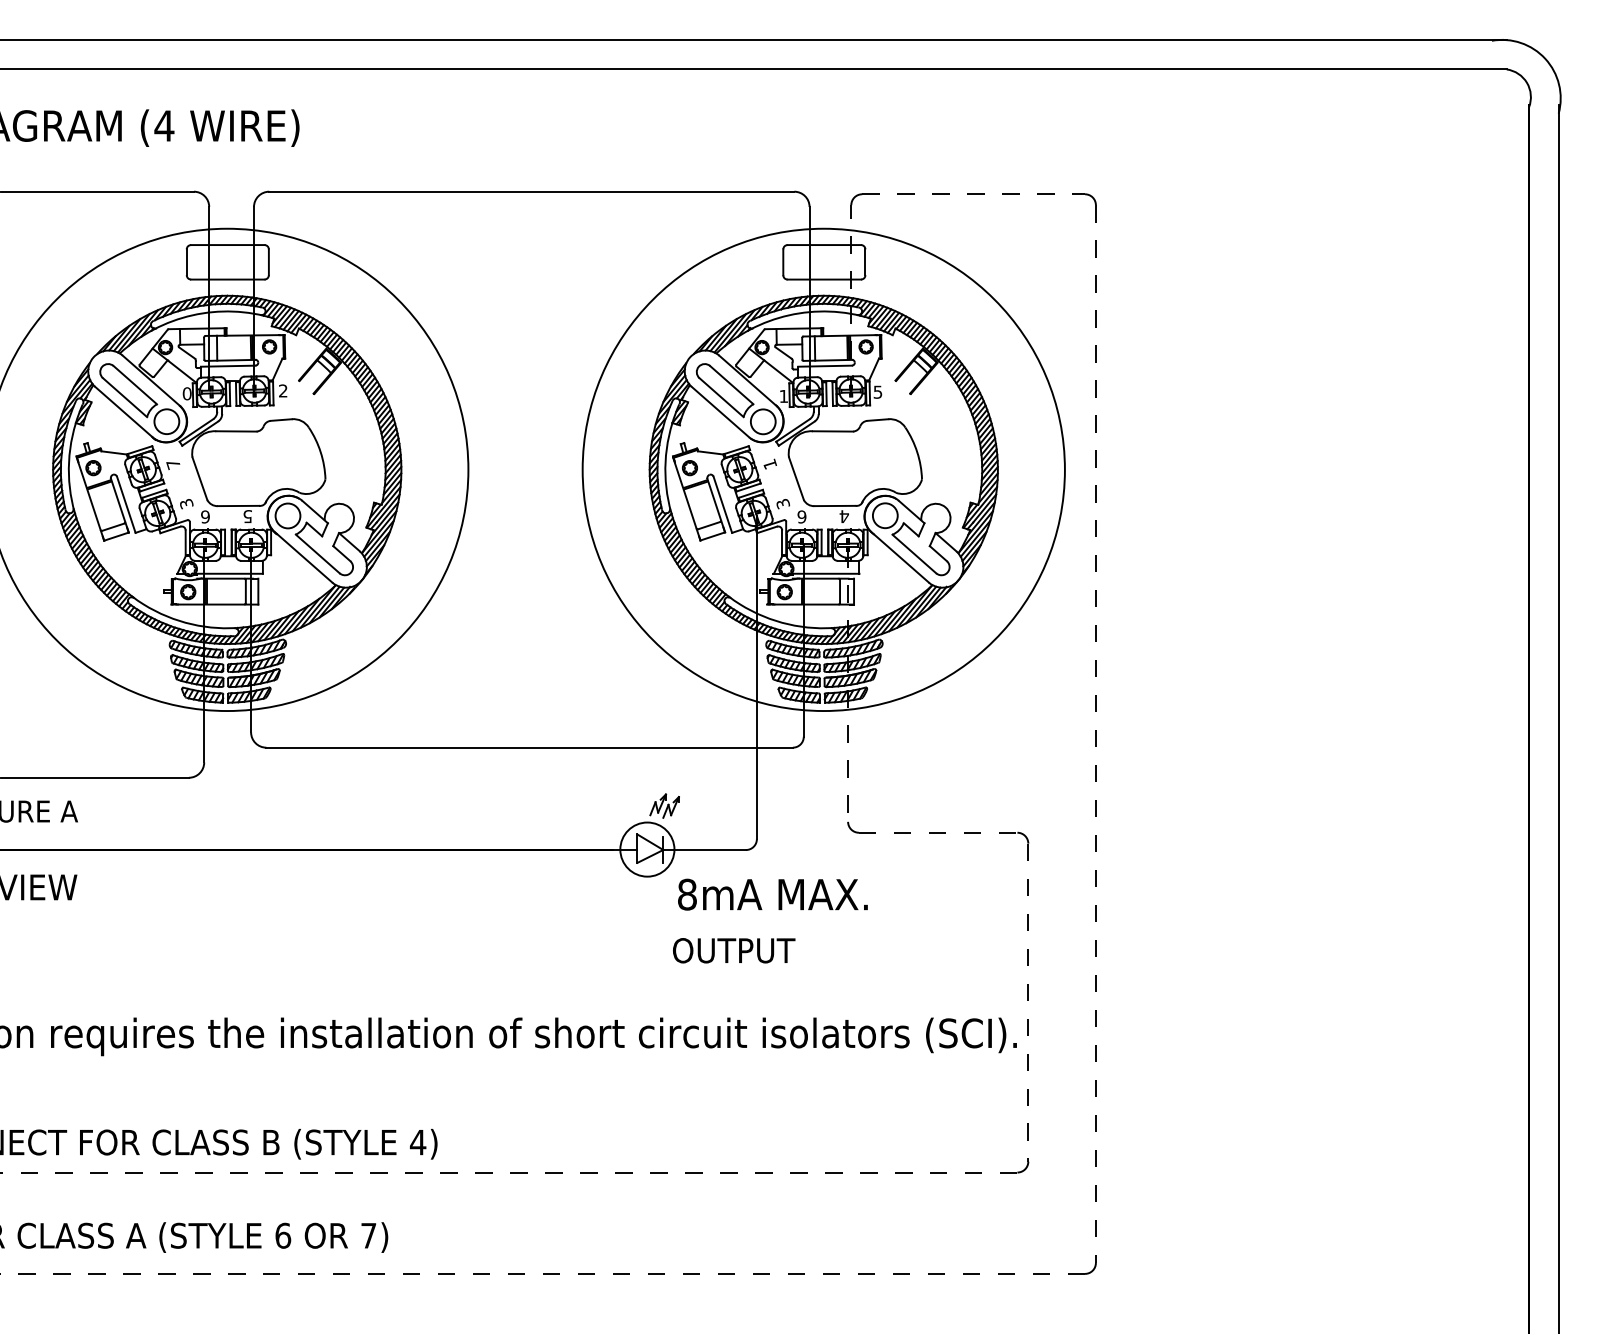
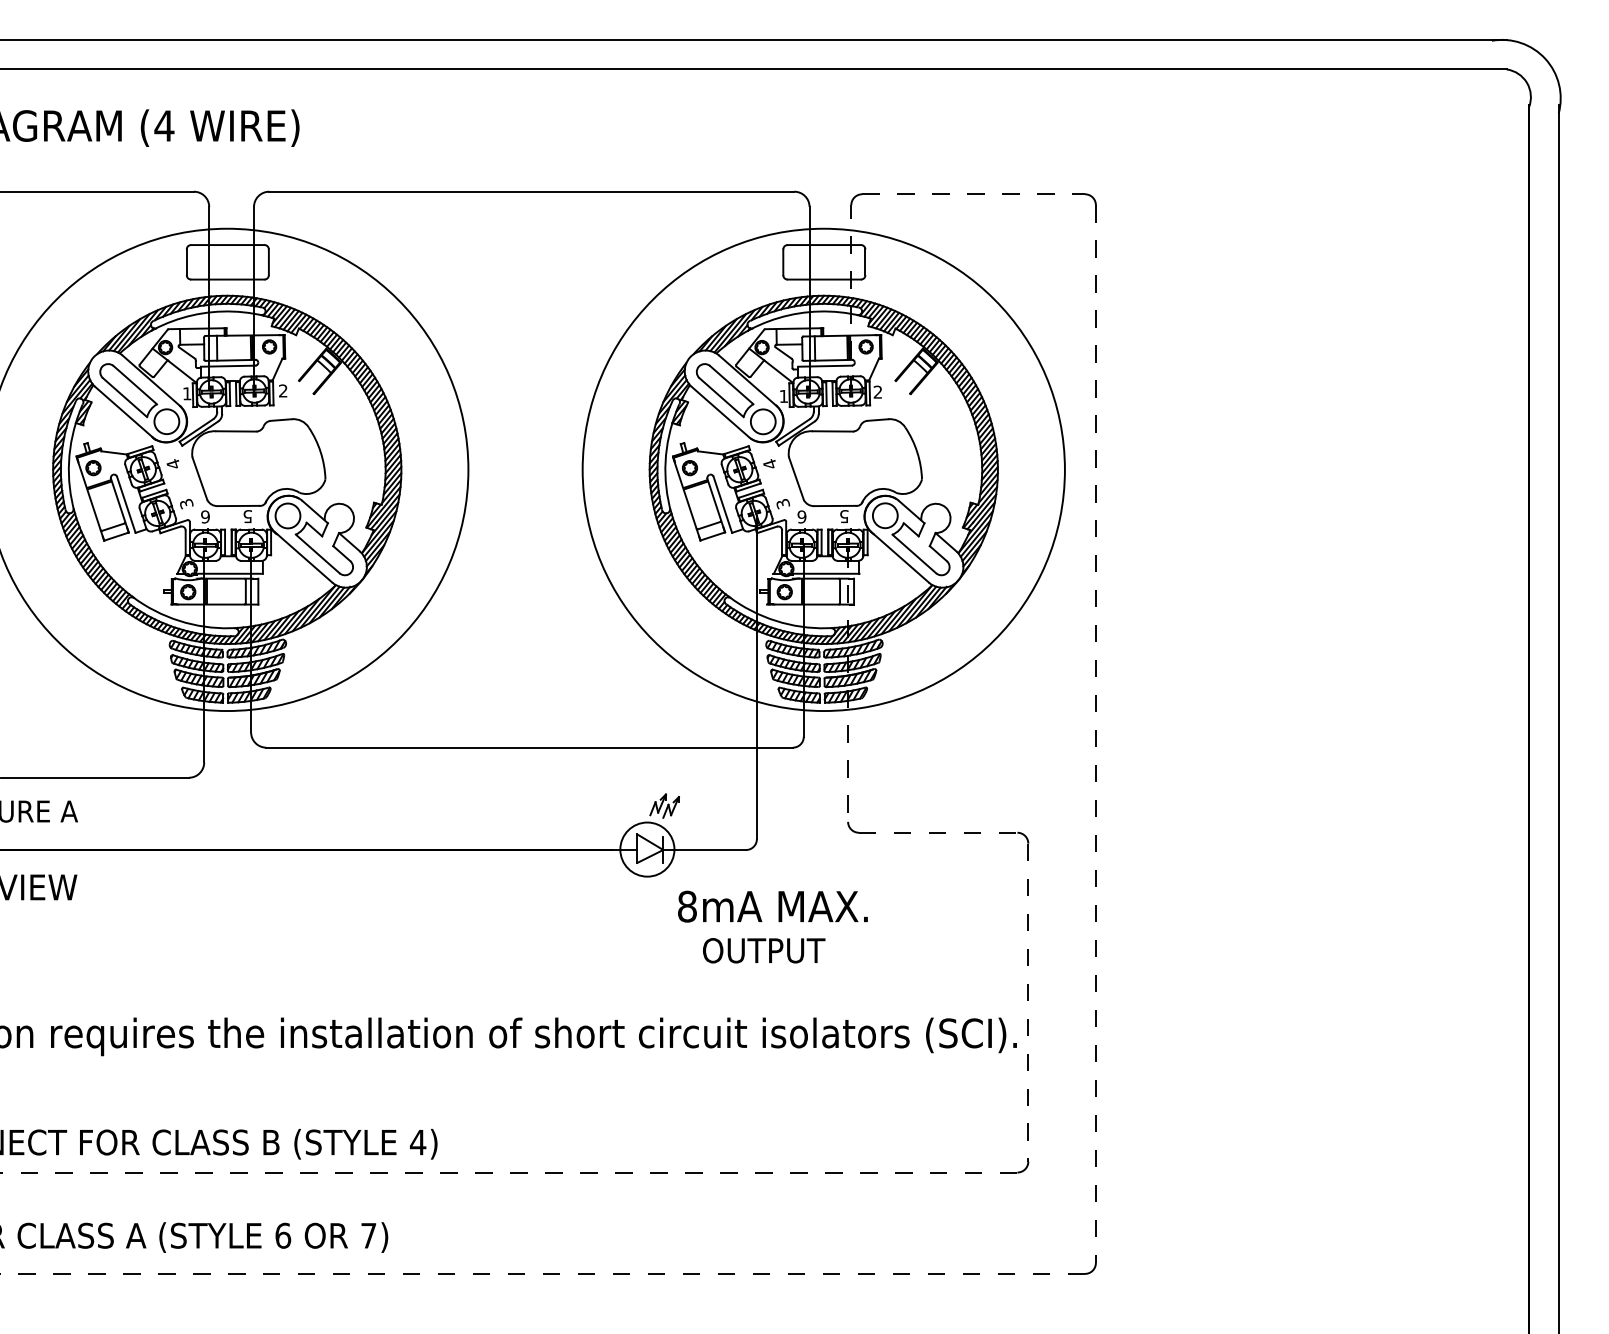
text: 5 -> 2 (877, 391)
text: 0 -> 1 (186, 393)
text: 1 -> 4 (769, 463)
text: 7 -> 4 (173, 464)
text: 4 -> 5 (843, 516)
text position: (772, 894) -> (772, 906) (772, 906)
text position: (734, 950) -> (764, 950) (764, 950)
